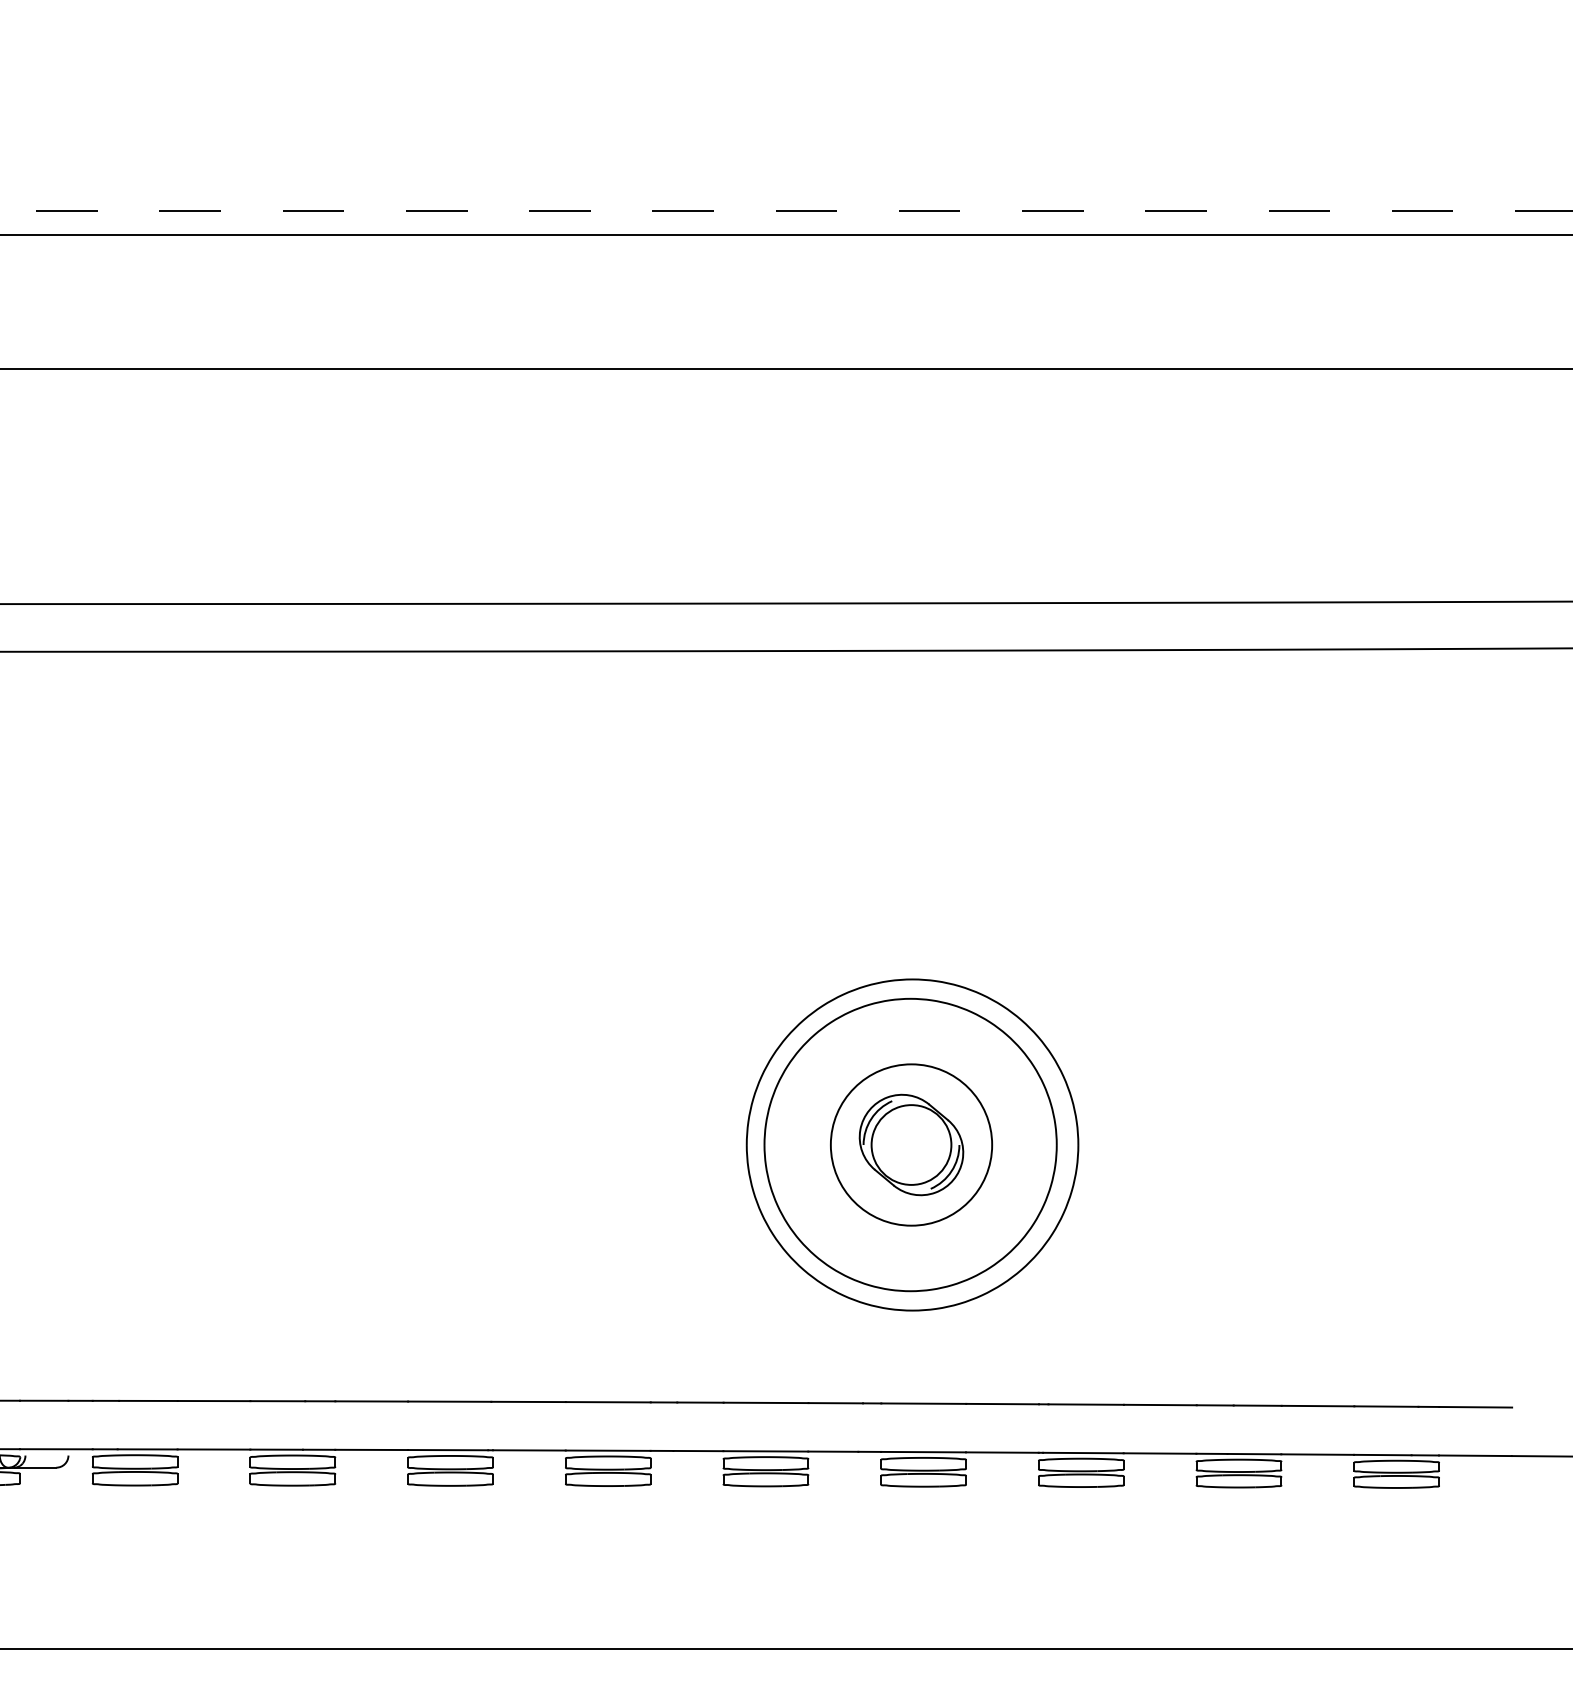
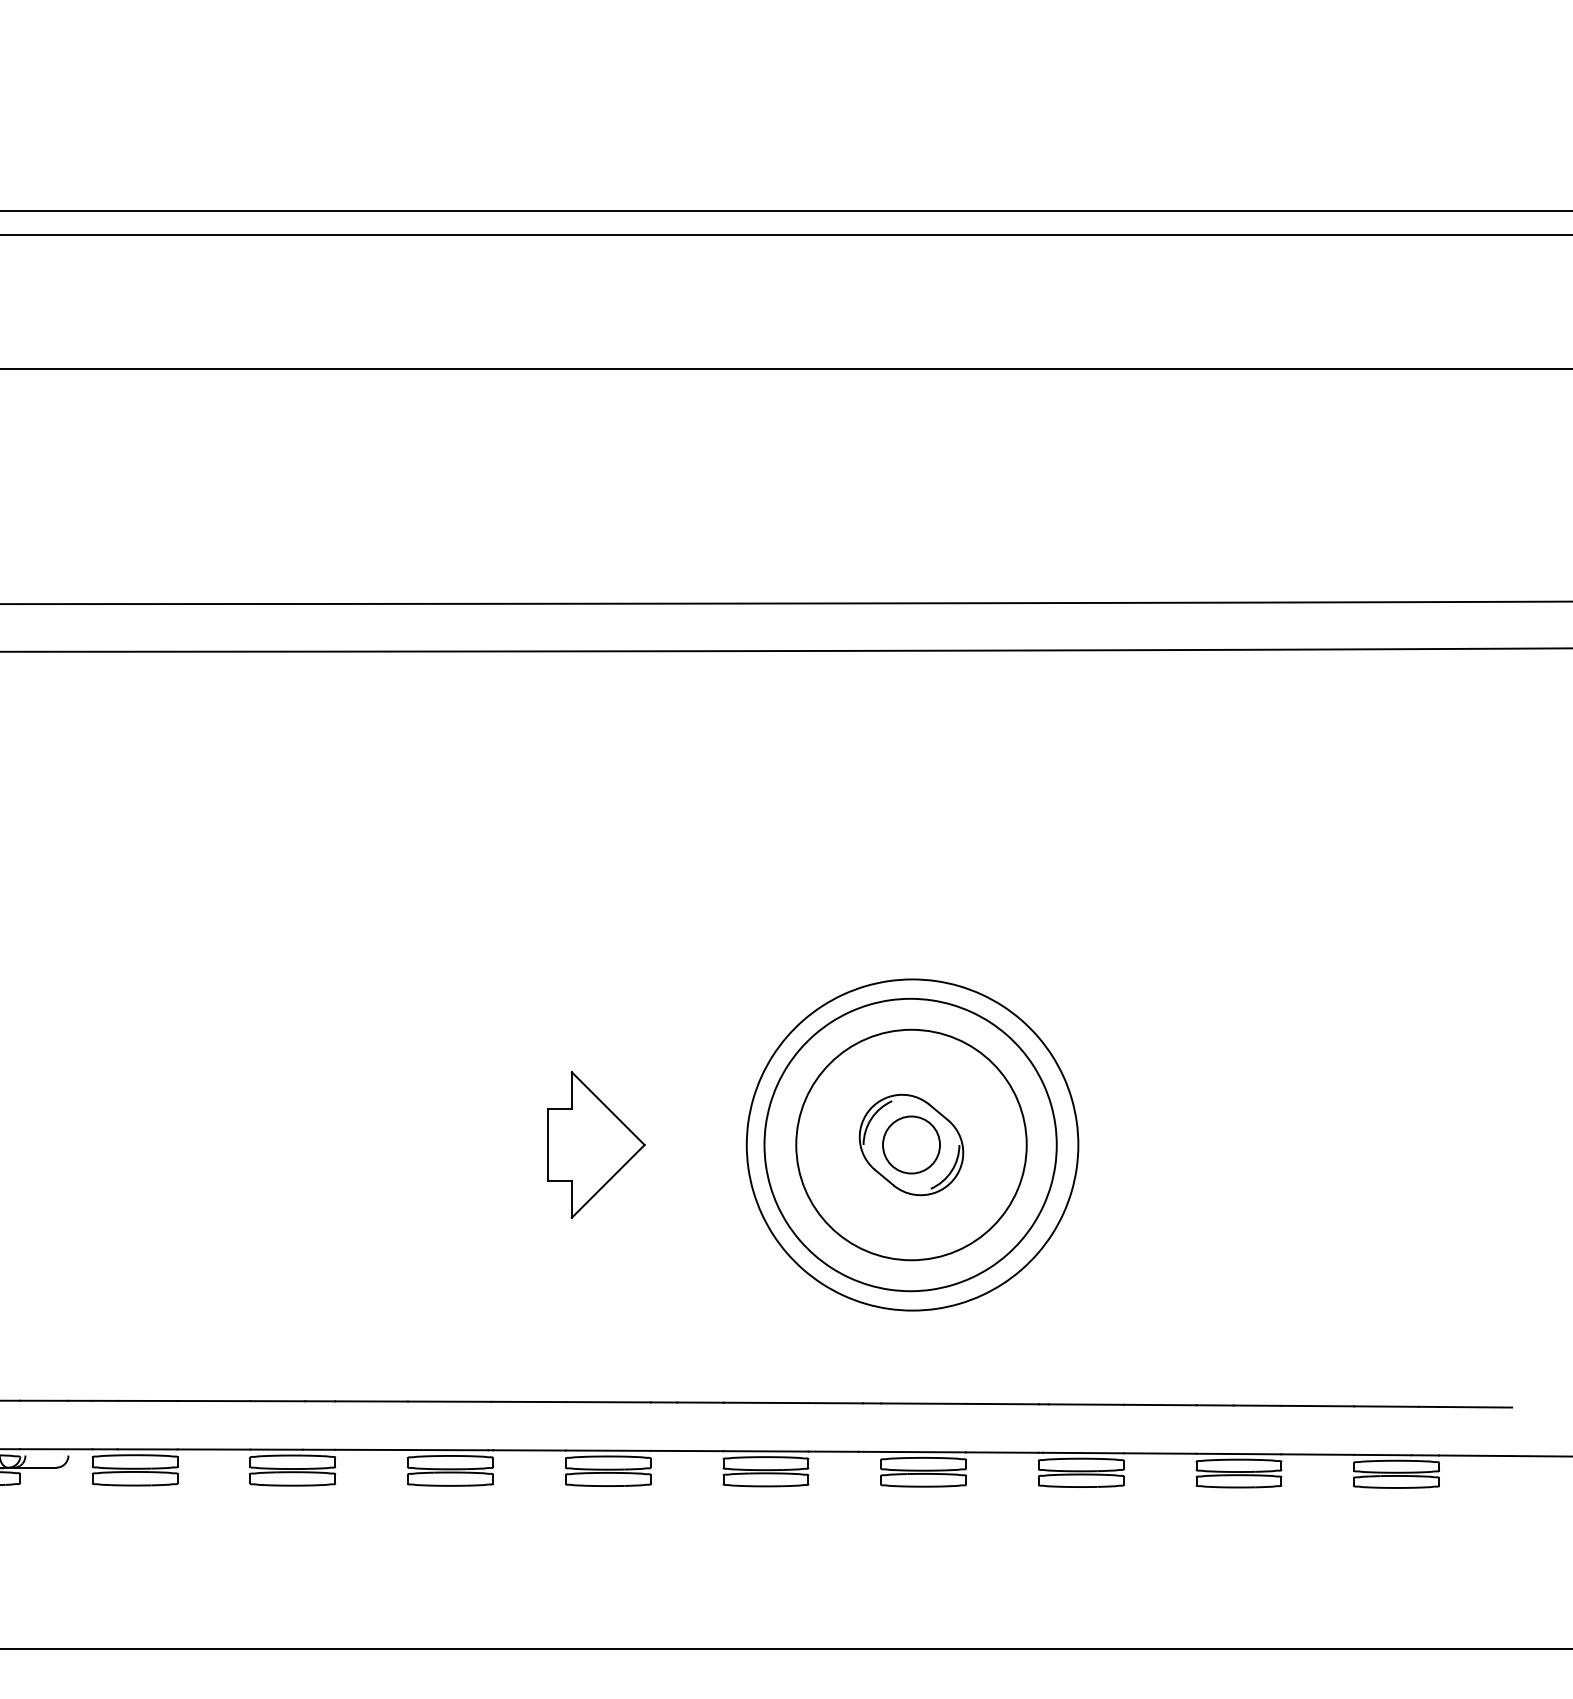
line: dashed -> solid (786, 211)
part: none -> present (596, 1144)
circle diameter: 161 px -> 230 px (911, 1144)
circle diameter: 80 px -> 57 px (911, 1144)
